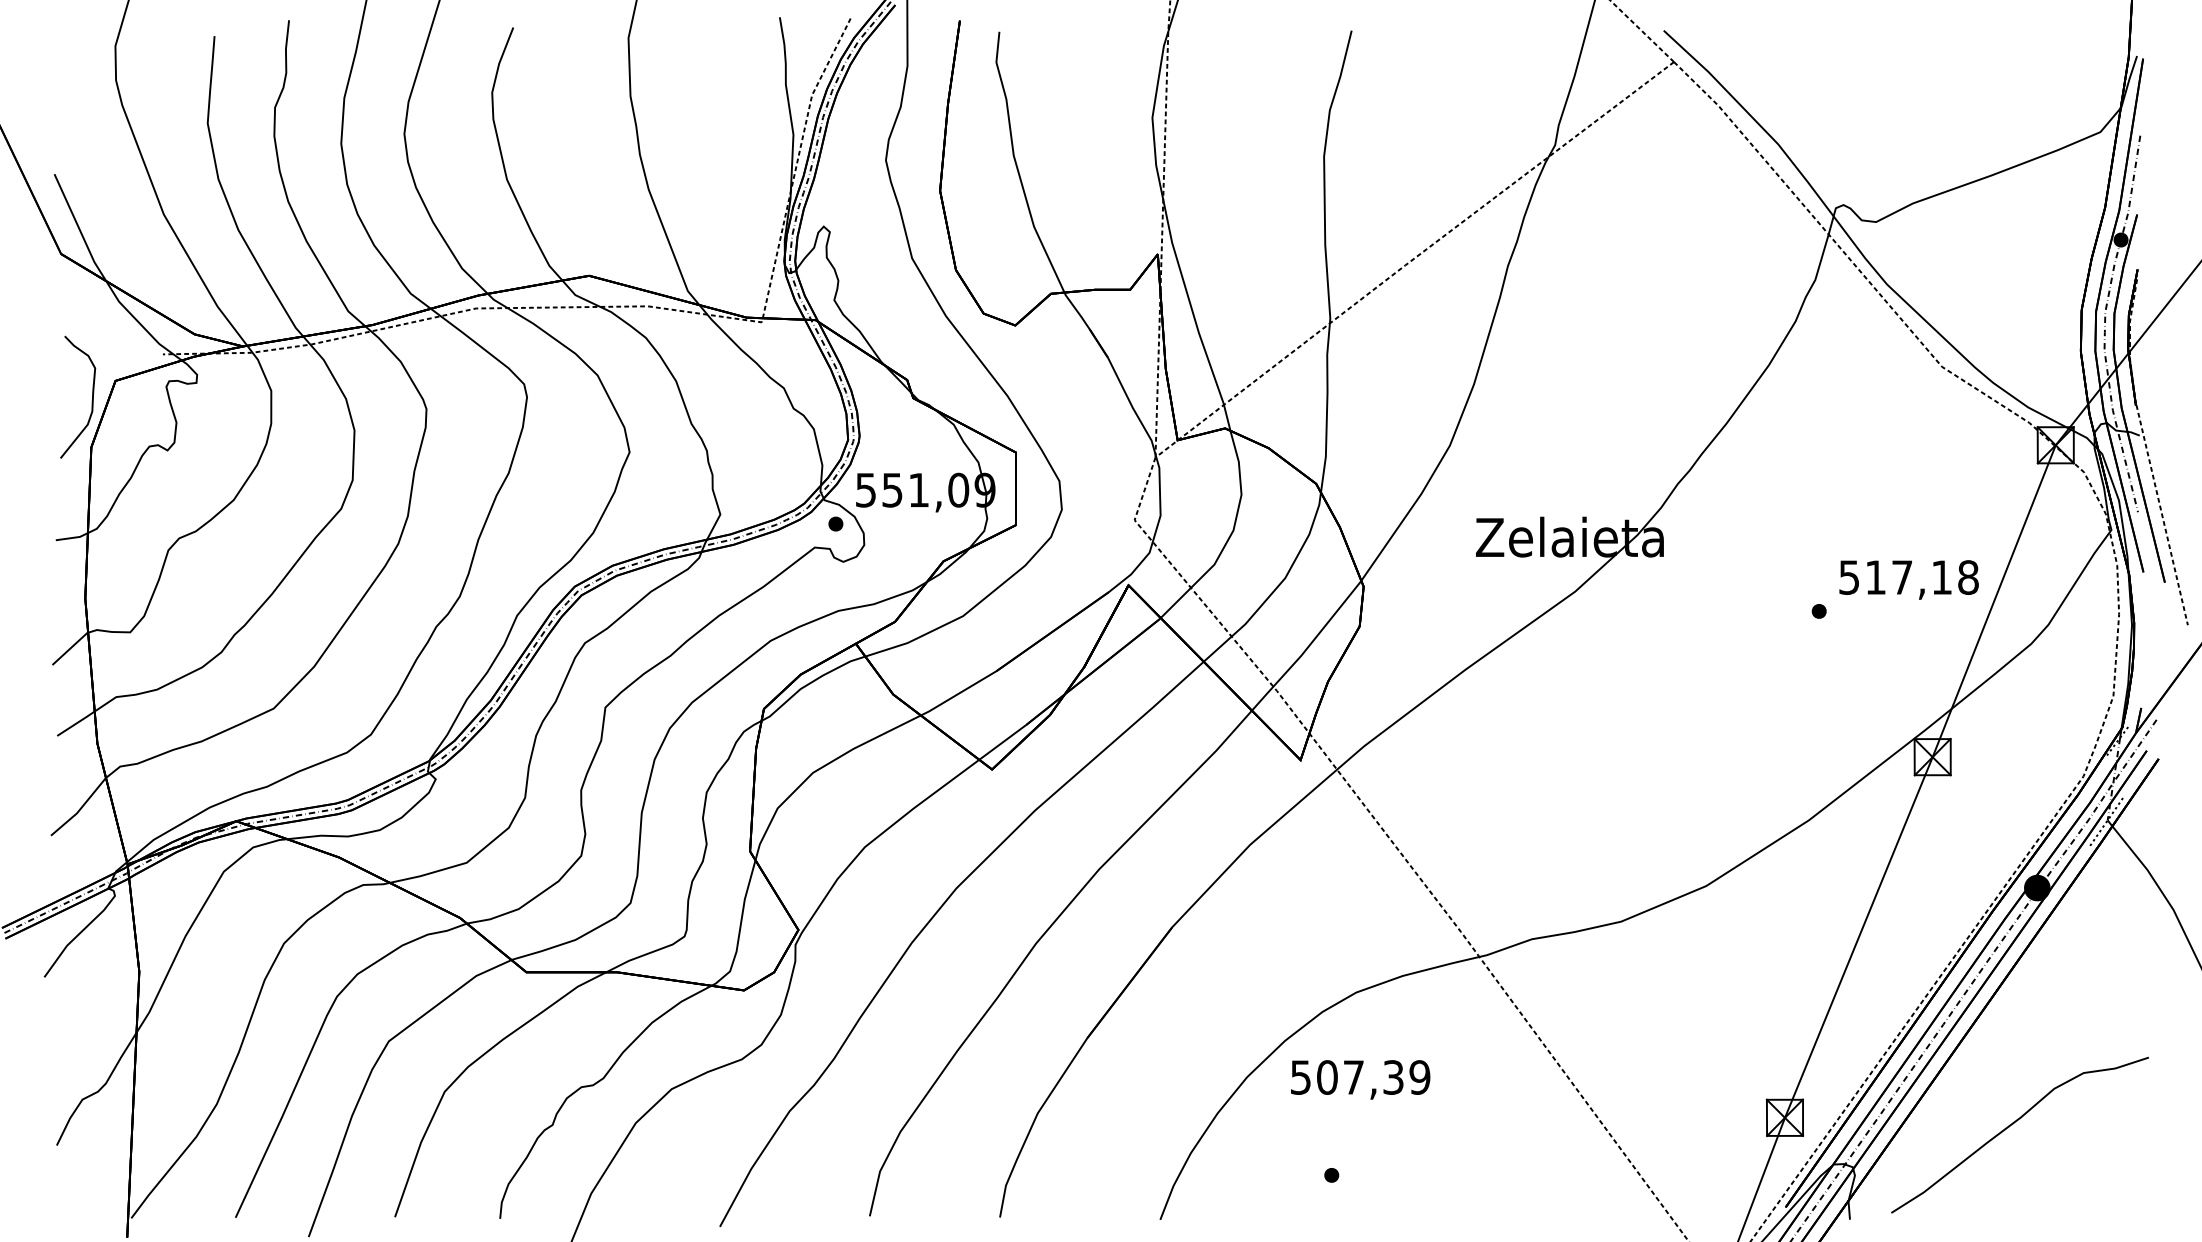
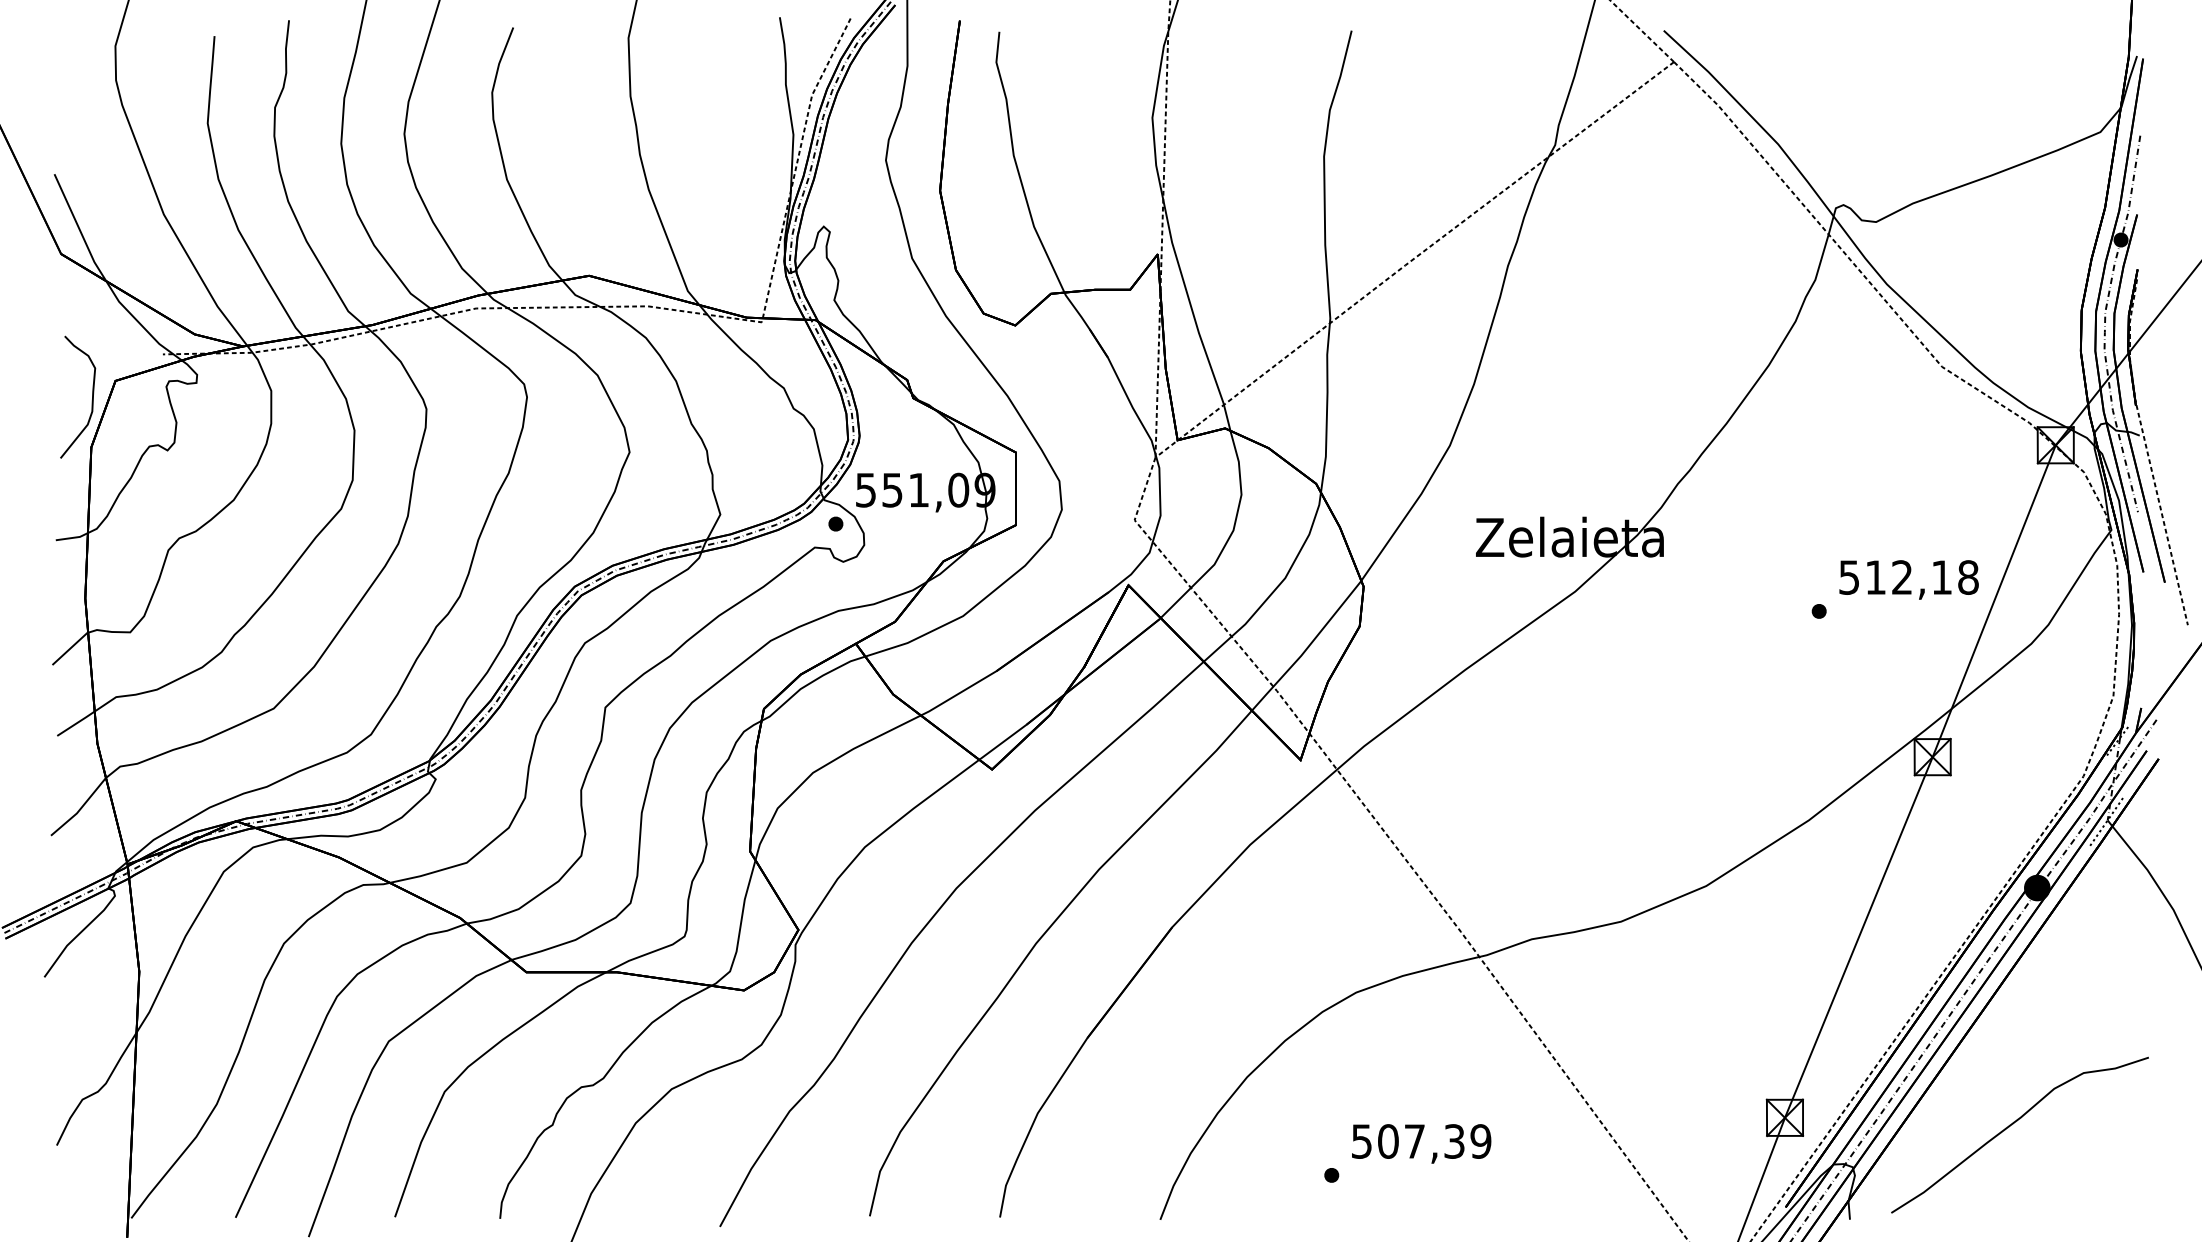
text: 517,18 -> 512,18 (1901, 577)
text position: (1360, 1079) -> (1421, 1143) (1421, 1143)
